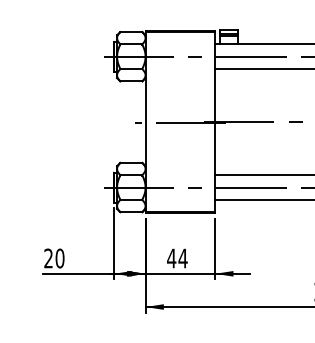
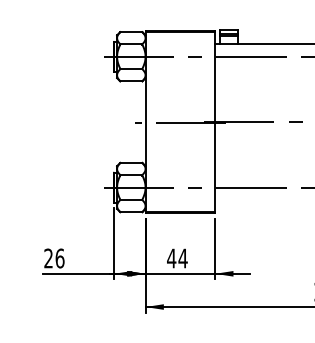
line: present -> none (263, 69)
line: present -> none (263, 174)
line: present -> none (263, 200)
text: 20 -> 26 (59, 258)
